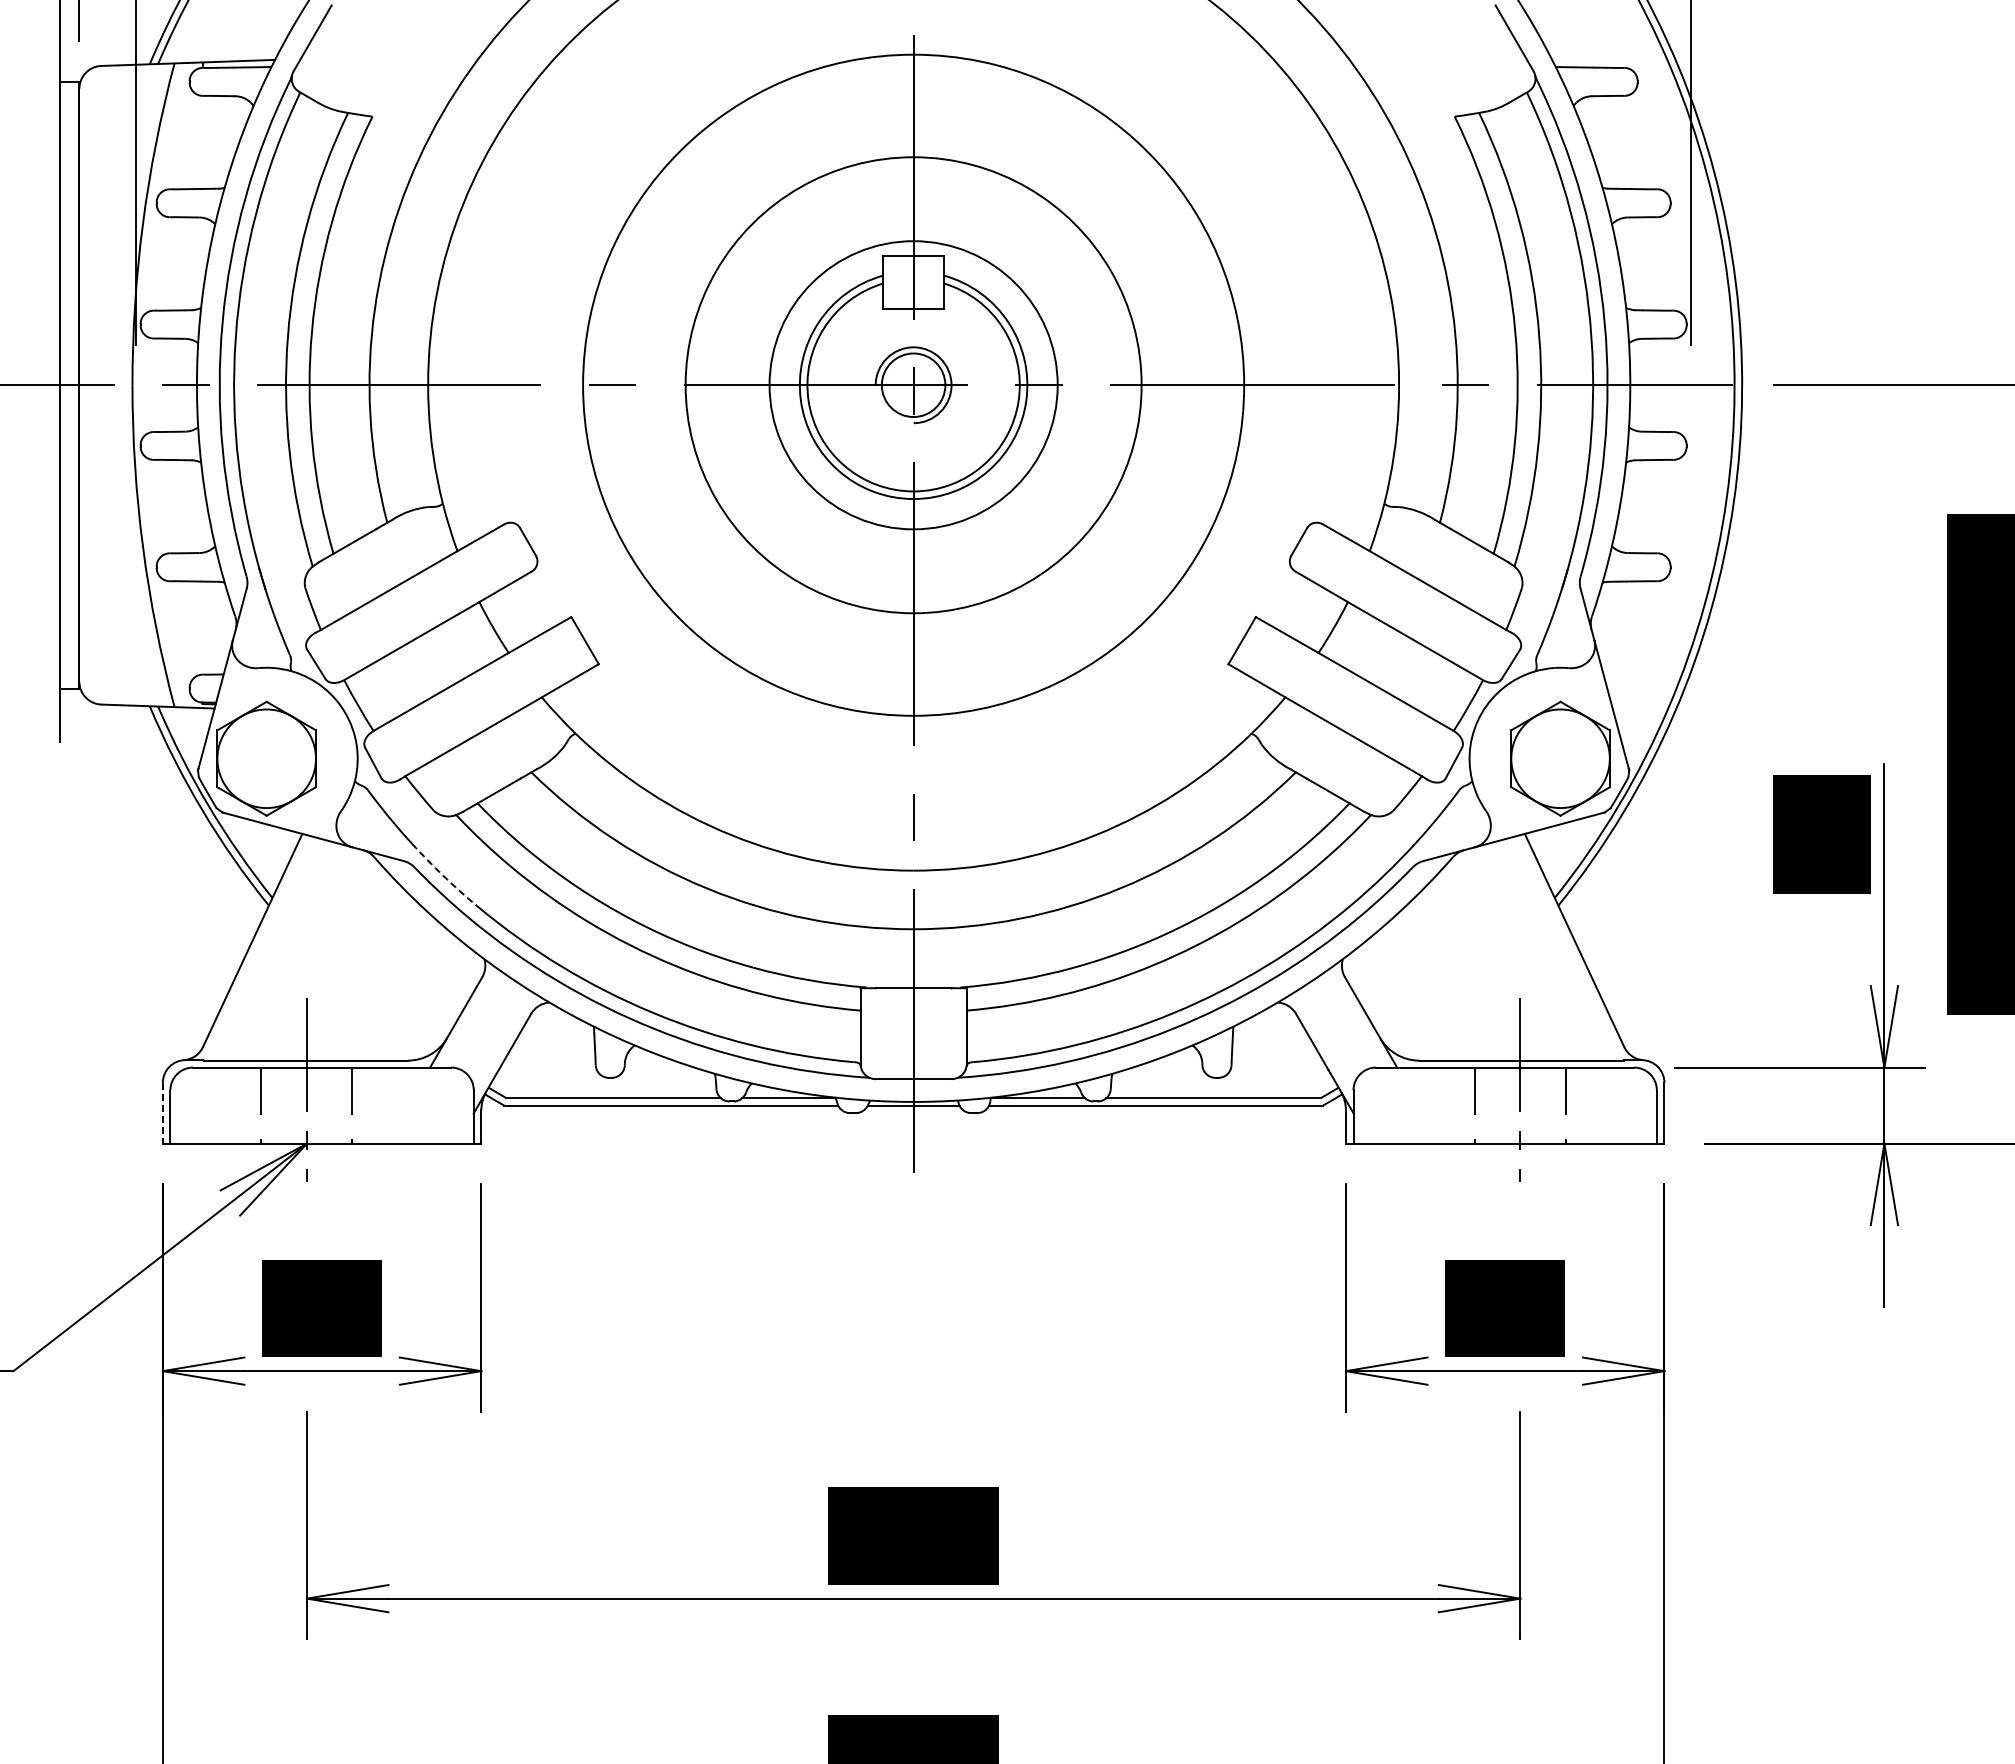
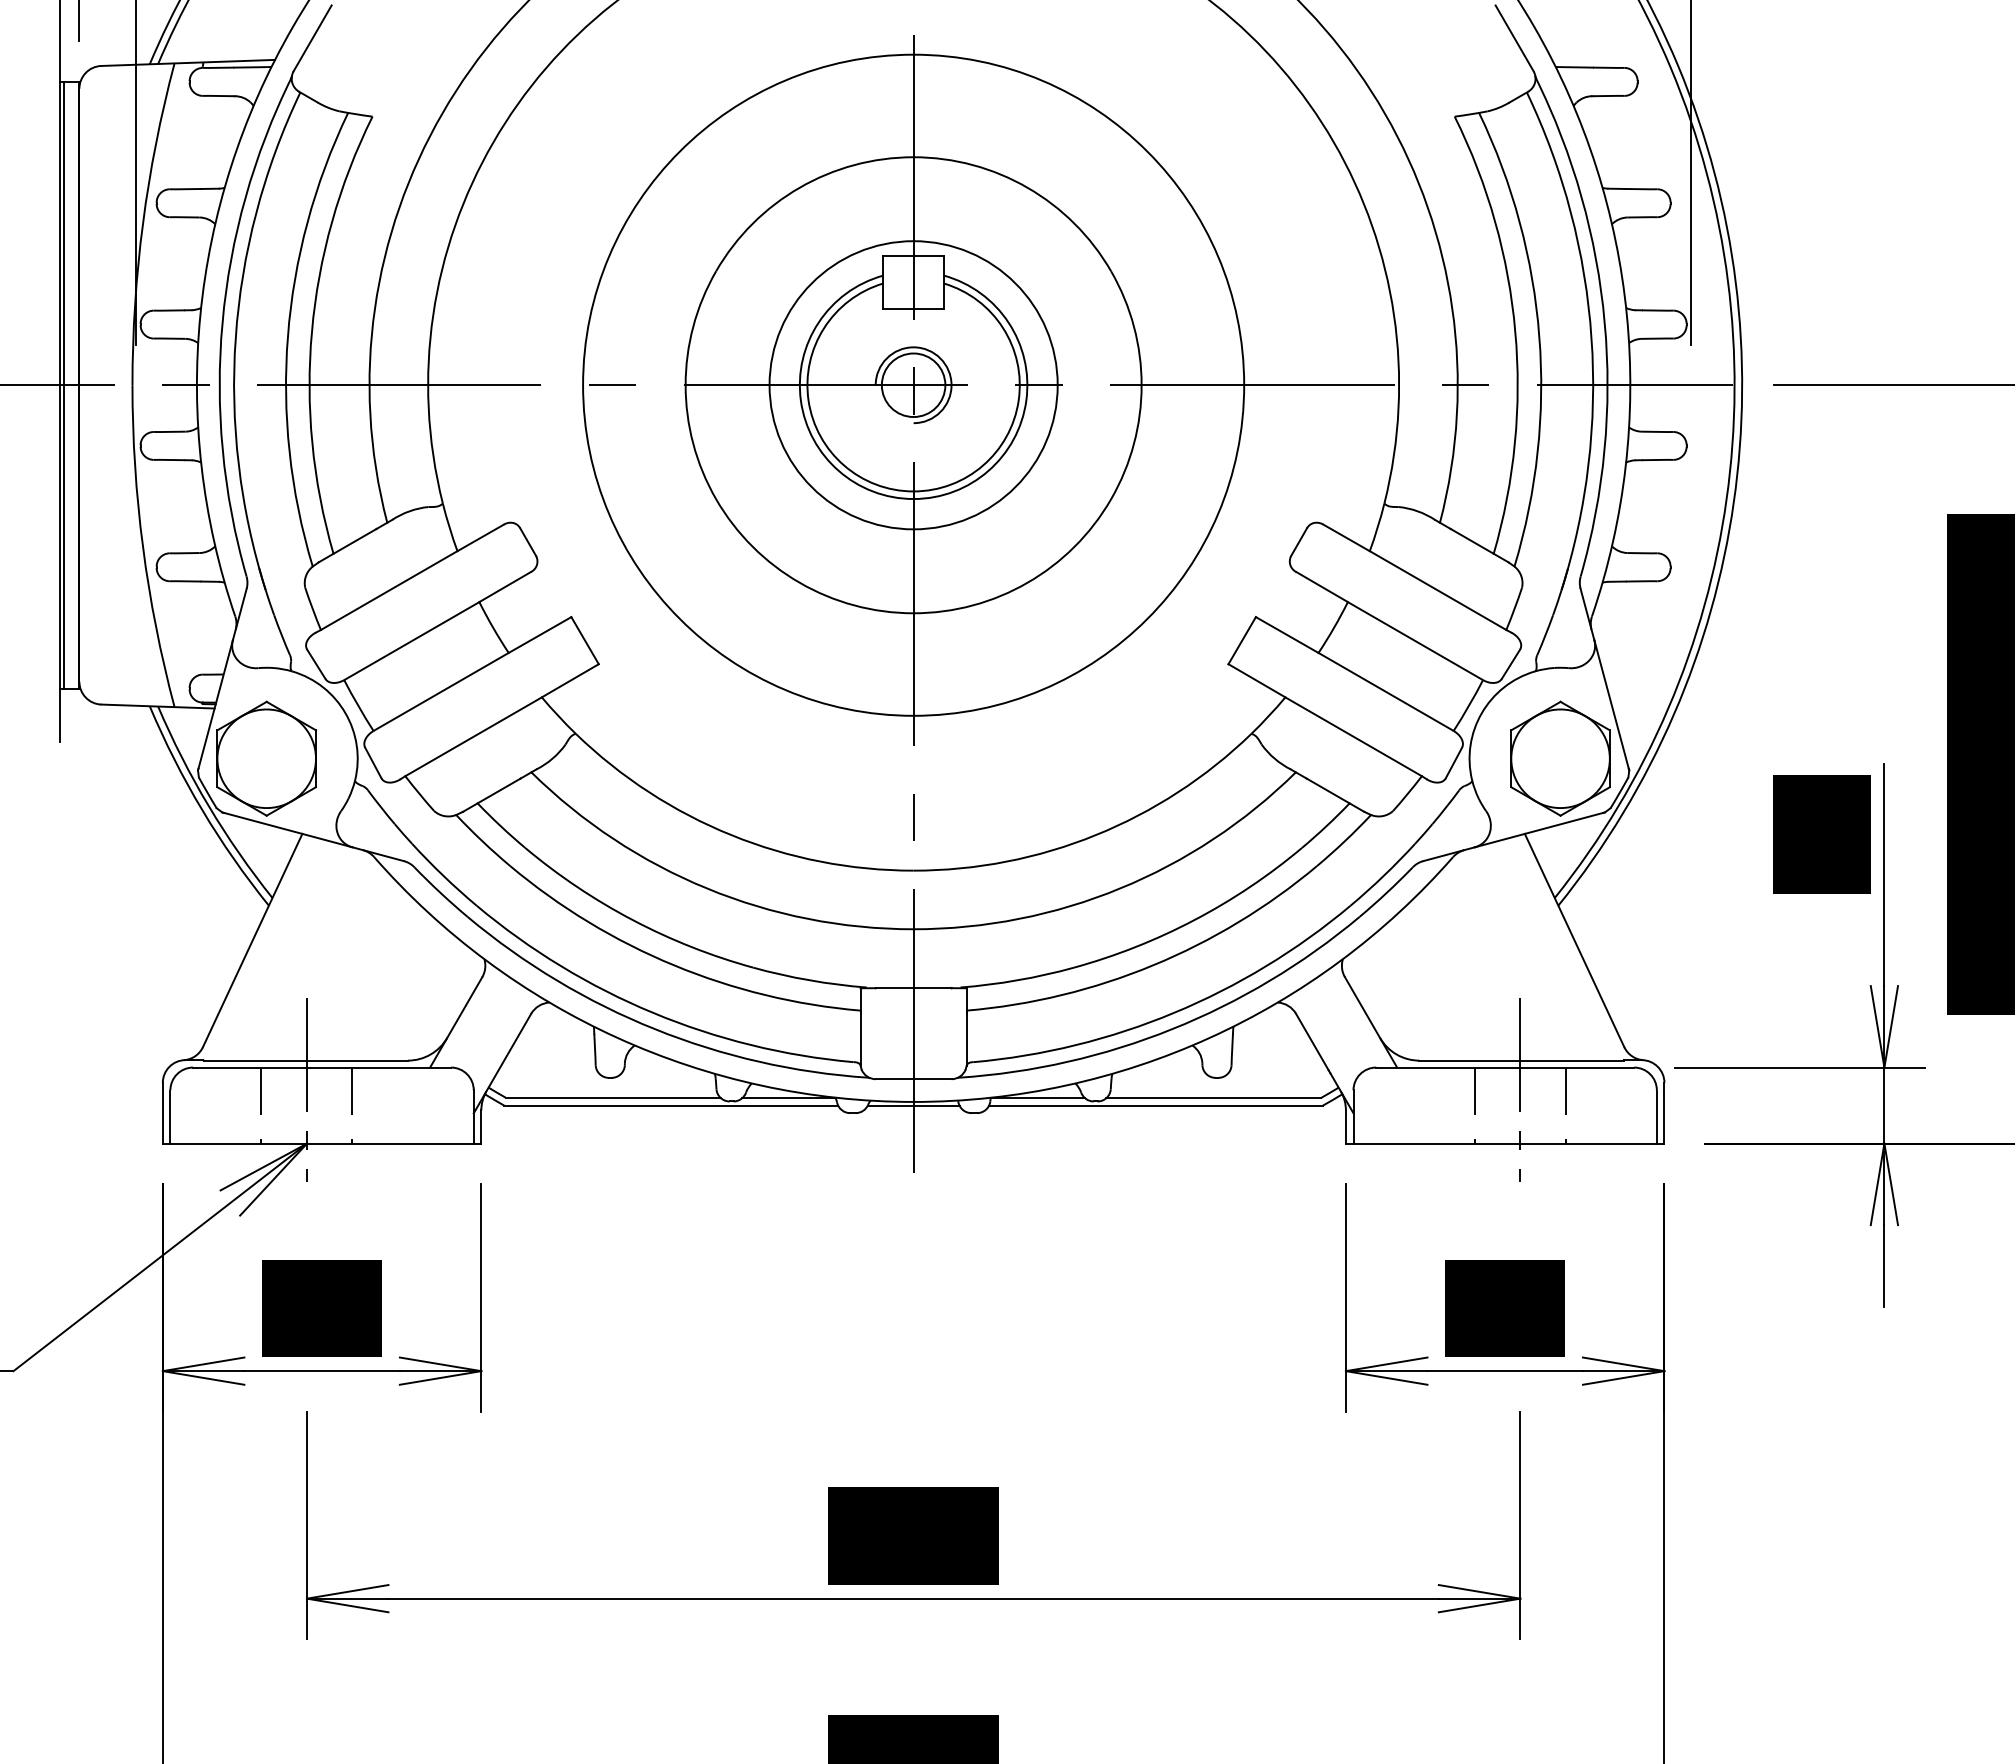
line: none -> present (64, 384)
arc: dashed -> solid (443, 875)
line: dashed -> solid (162, 1113)
